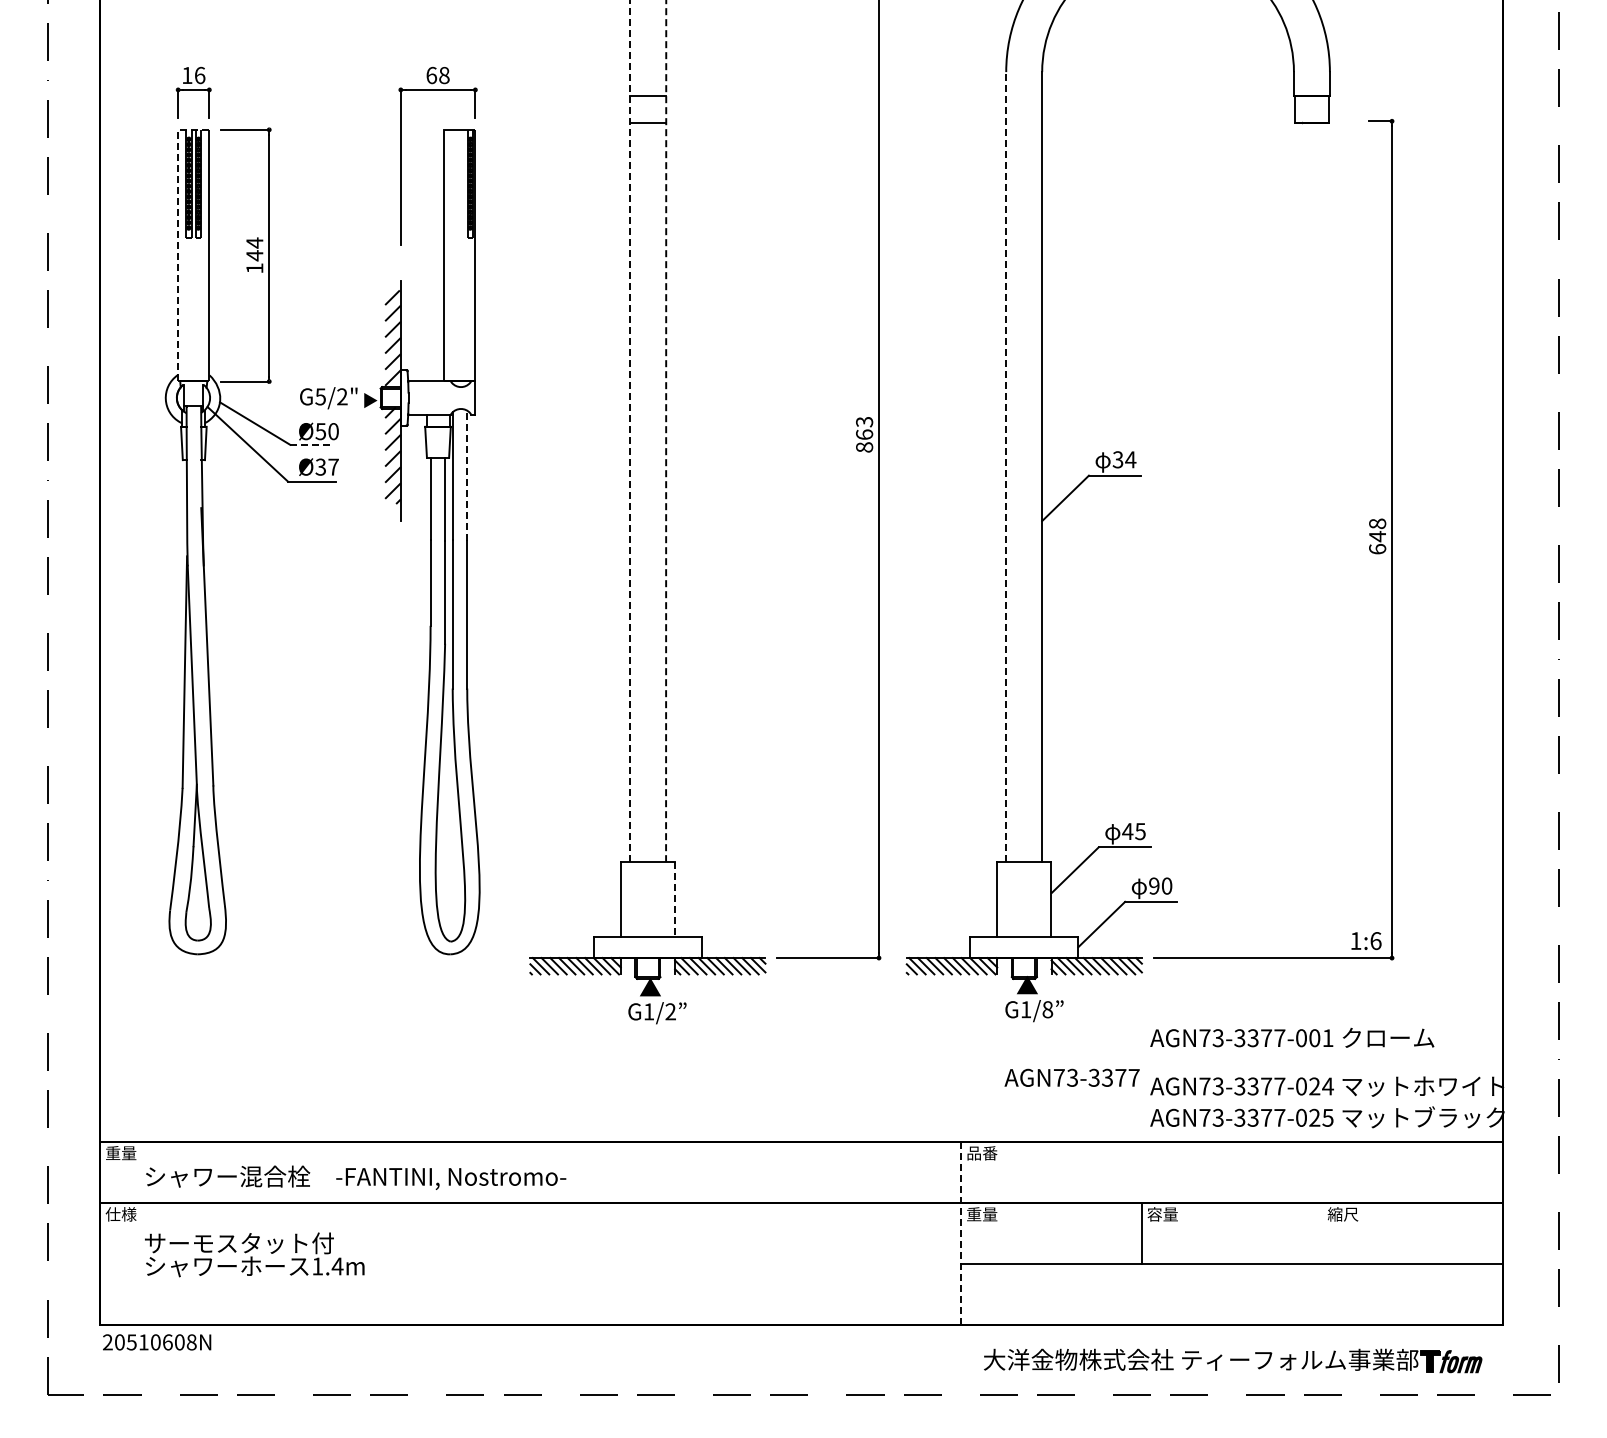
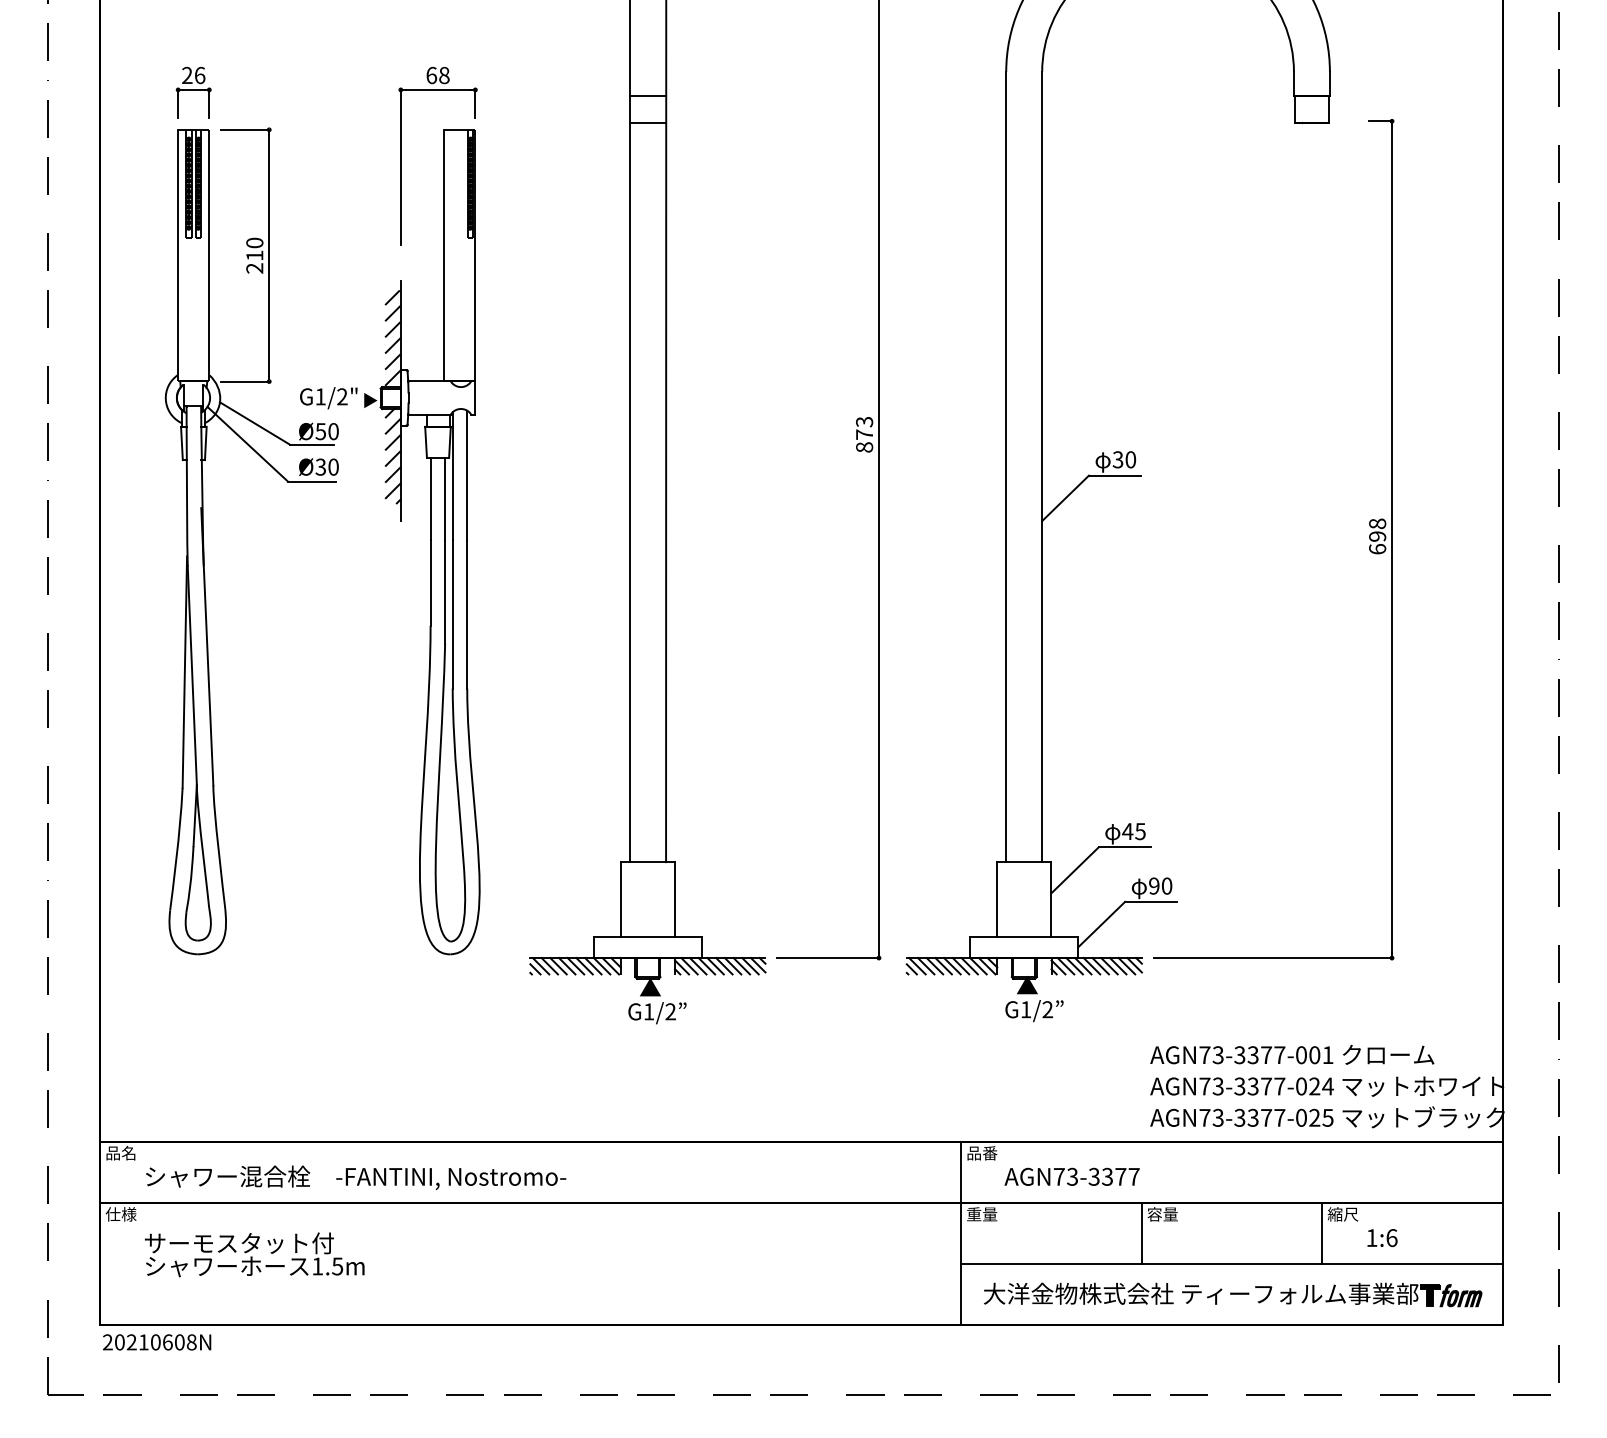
text: 16 -> 26 (187, 74)
line: dashed -> solid (178, 238)
text: 144 -> 210 (254, 255)
text: G5/2" -> G1/2" (320, 396)
line: dashed -> solid (630, 431)
line: dashed -> solid (666, 431)
text: 863 -> 873 (864, 434)
line: dashed -> solid (312, 444)
text: 34 -> 30 (1130, 459)
text: Ø37 -> Ø30 (333, 466)
line: dashed -> solid (1006, 466)
line: dashed -> solid (467, 475)
text: 648 -> 698 (1377, 536)
line: dashed -> solid (674, 899)
text position: (1366, 941) -> (1382, 1238) (1382, 1238)
text: G1/8 -> G1/2 (1047, 1009)
text position: (1292, 1037) -> (1292, 1054) (1292, 1054)
text position: (1071, 1077) -> (1071, 1176) (1071, 1176)
text: 重量 -> 品名 (121, 1152)
line: none -> present (1322, 1232)
line: dashed -> solid (961, 1233)
text: 1.4m -> 1.5m (337, 1266)
text: 20510608N -> 20210608N (131, 1342)
part position: (1233, 1360) -> (1233, 1294) (1233, 1294)
